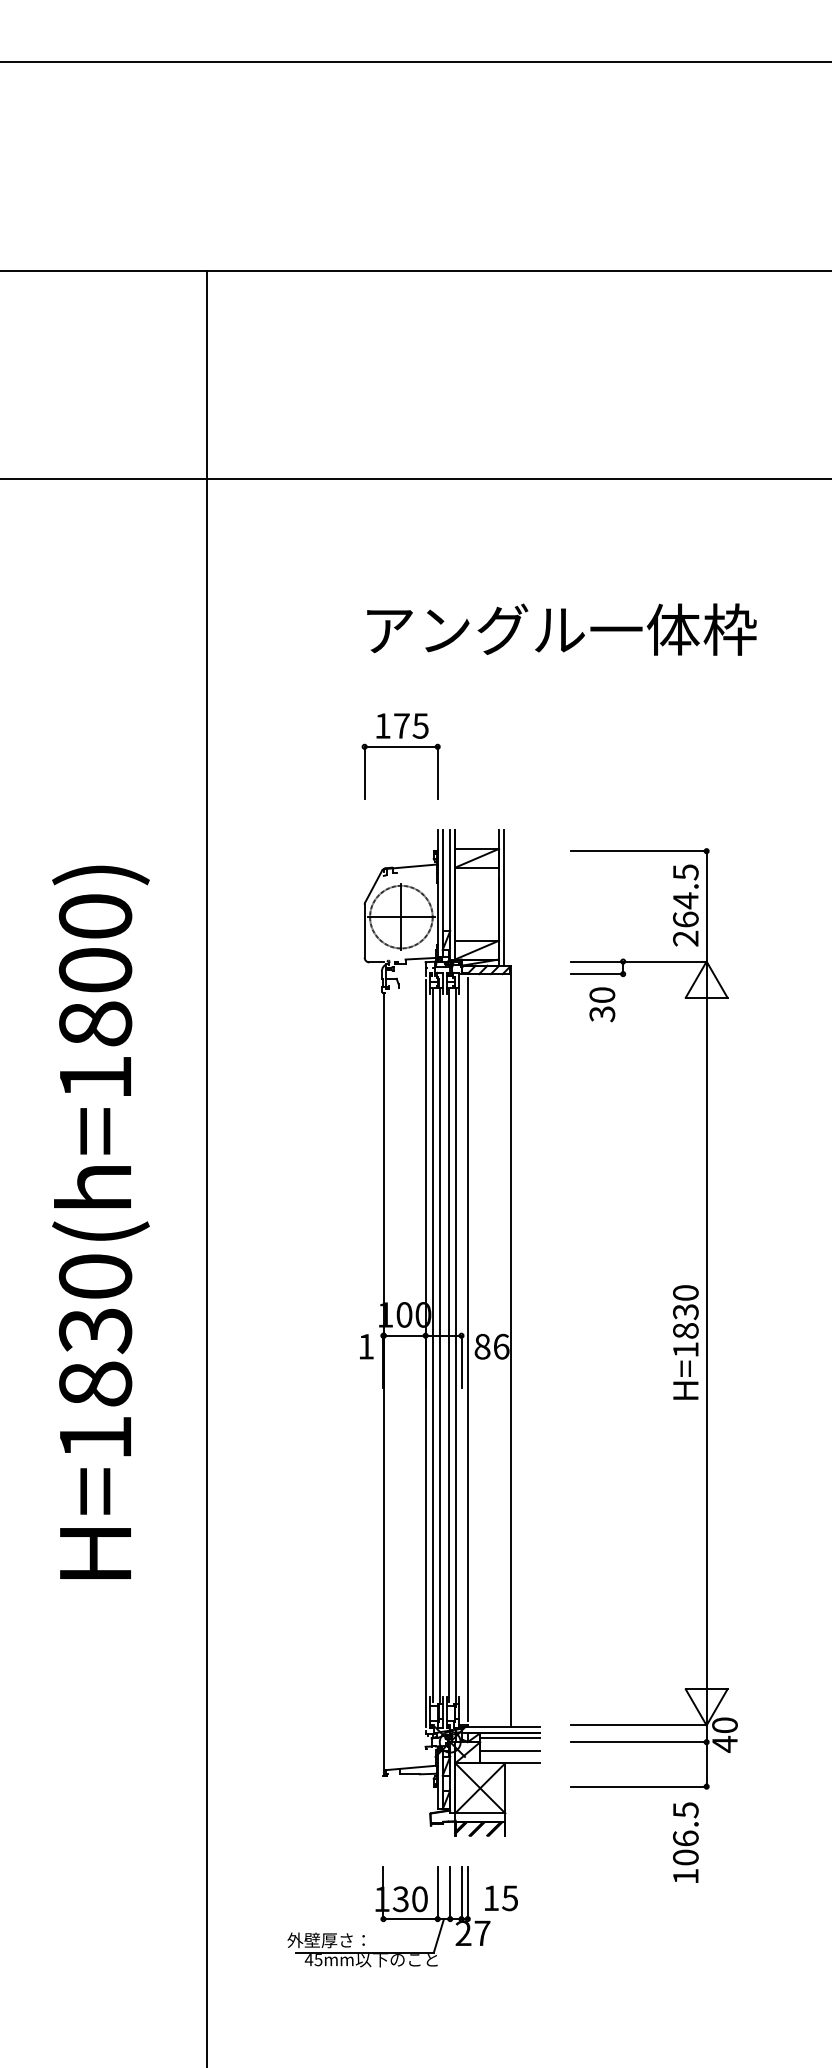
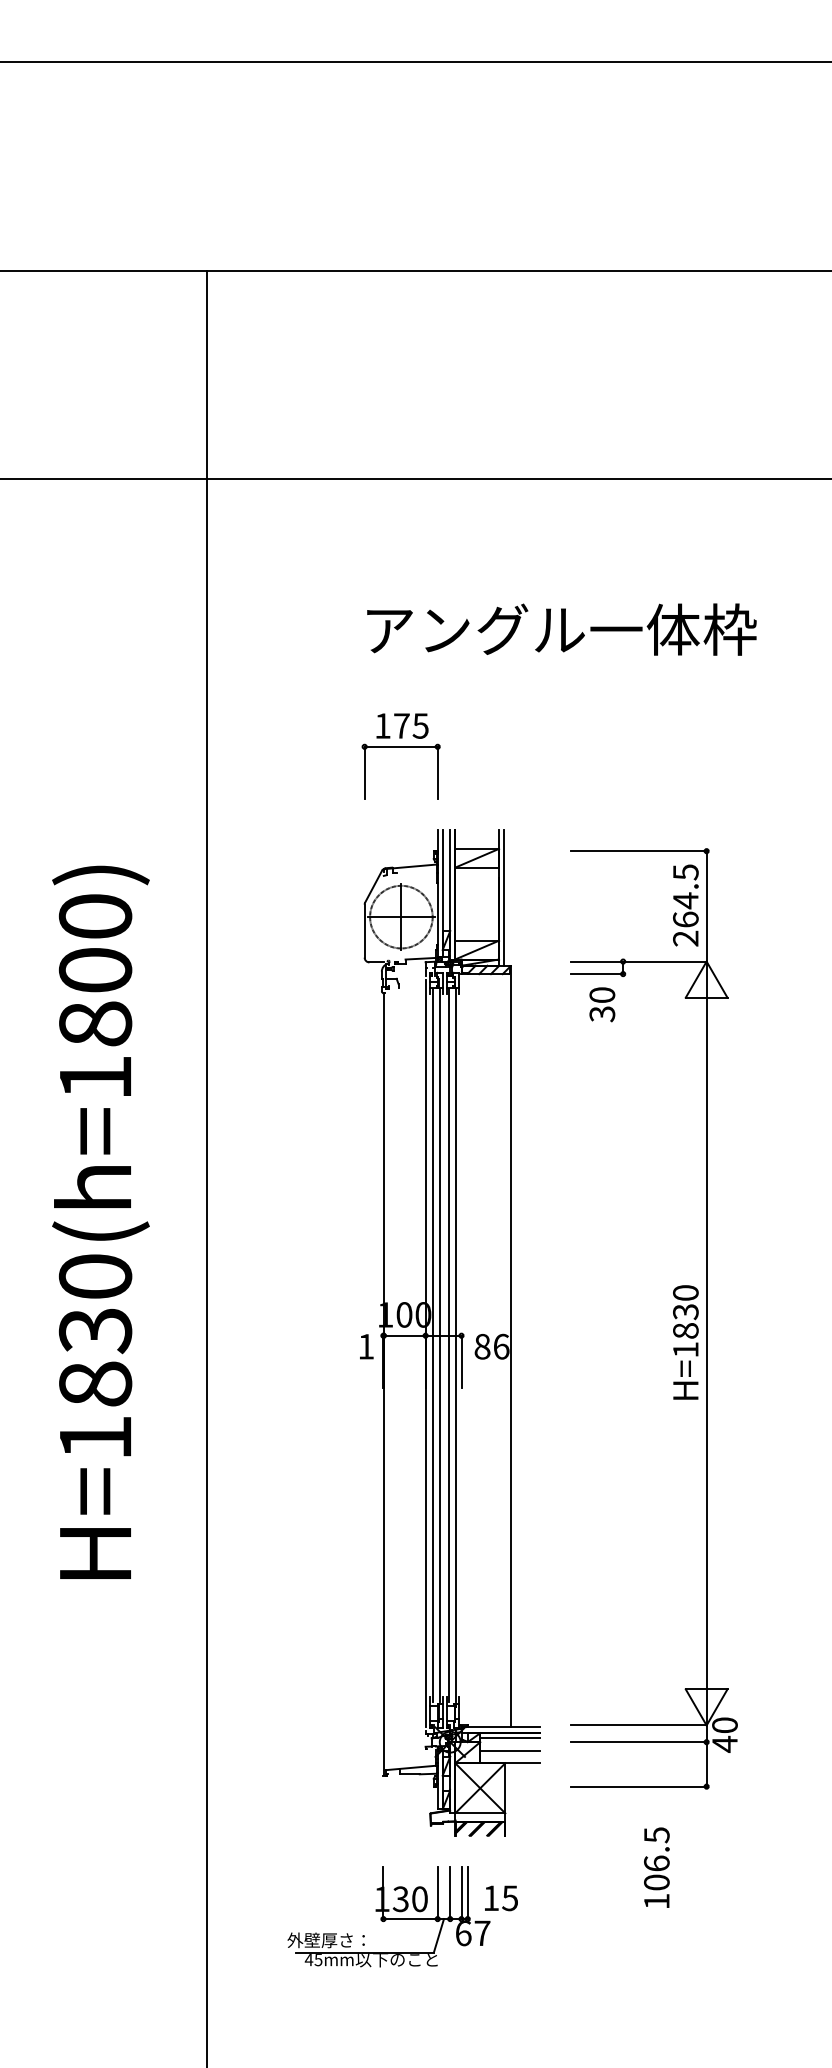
line: present -> none (467, 1349)
text position: (685, 1842) -> (656, 1867) (656, 1867)
text: 27 -> 67 (463, 1933)
